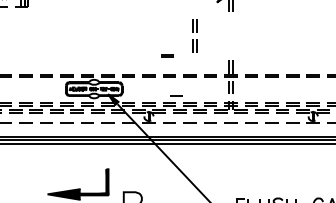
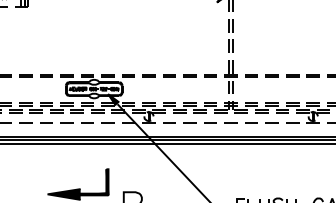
part position: (194, 35) -> (230, 35) (230, 35)
part: present -> none (167, 55)
line: present -> none (176, 95)
